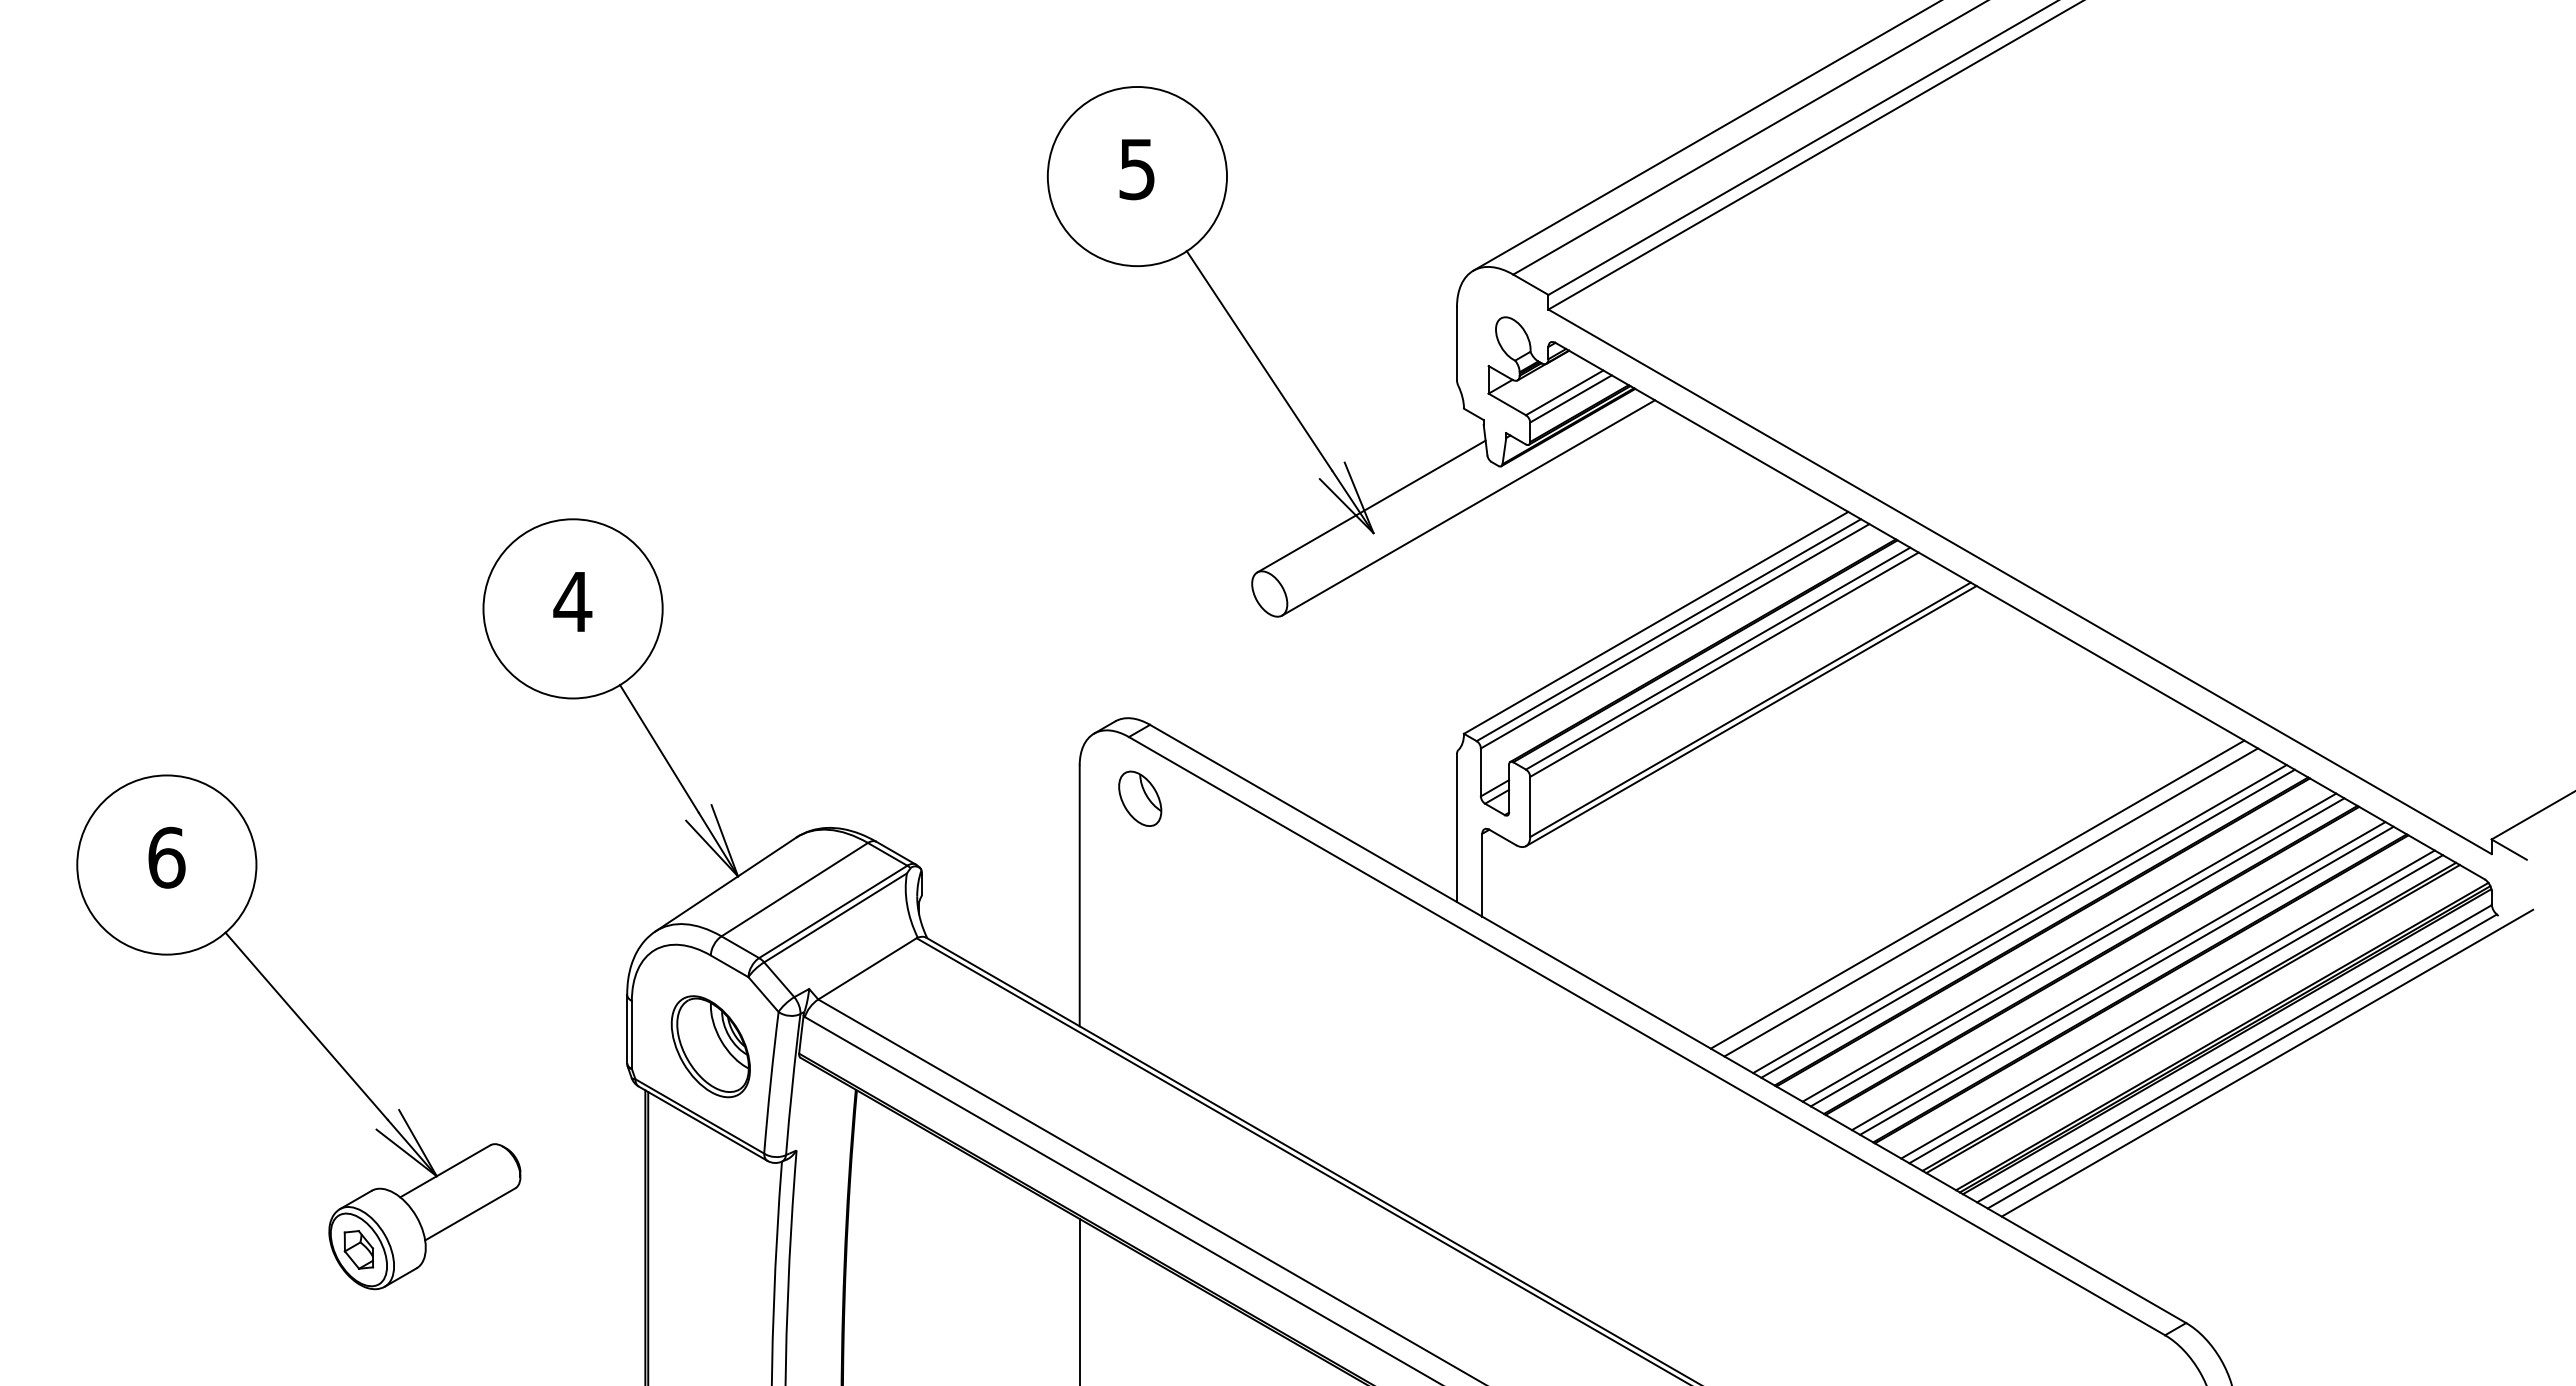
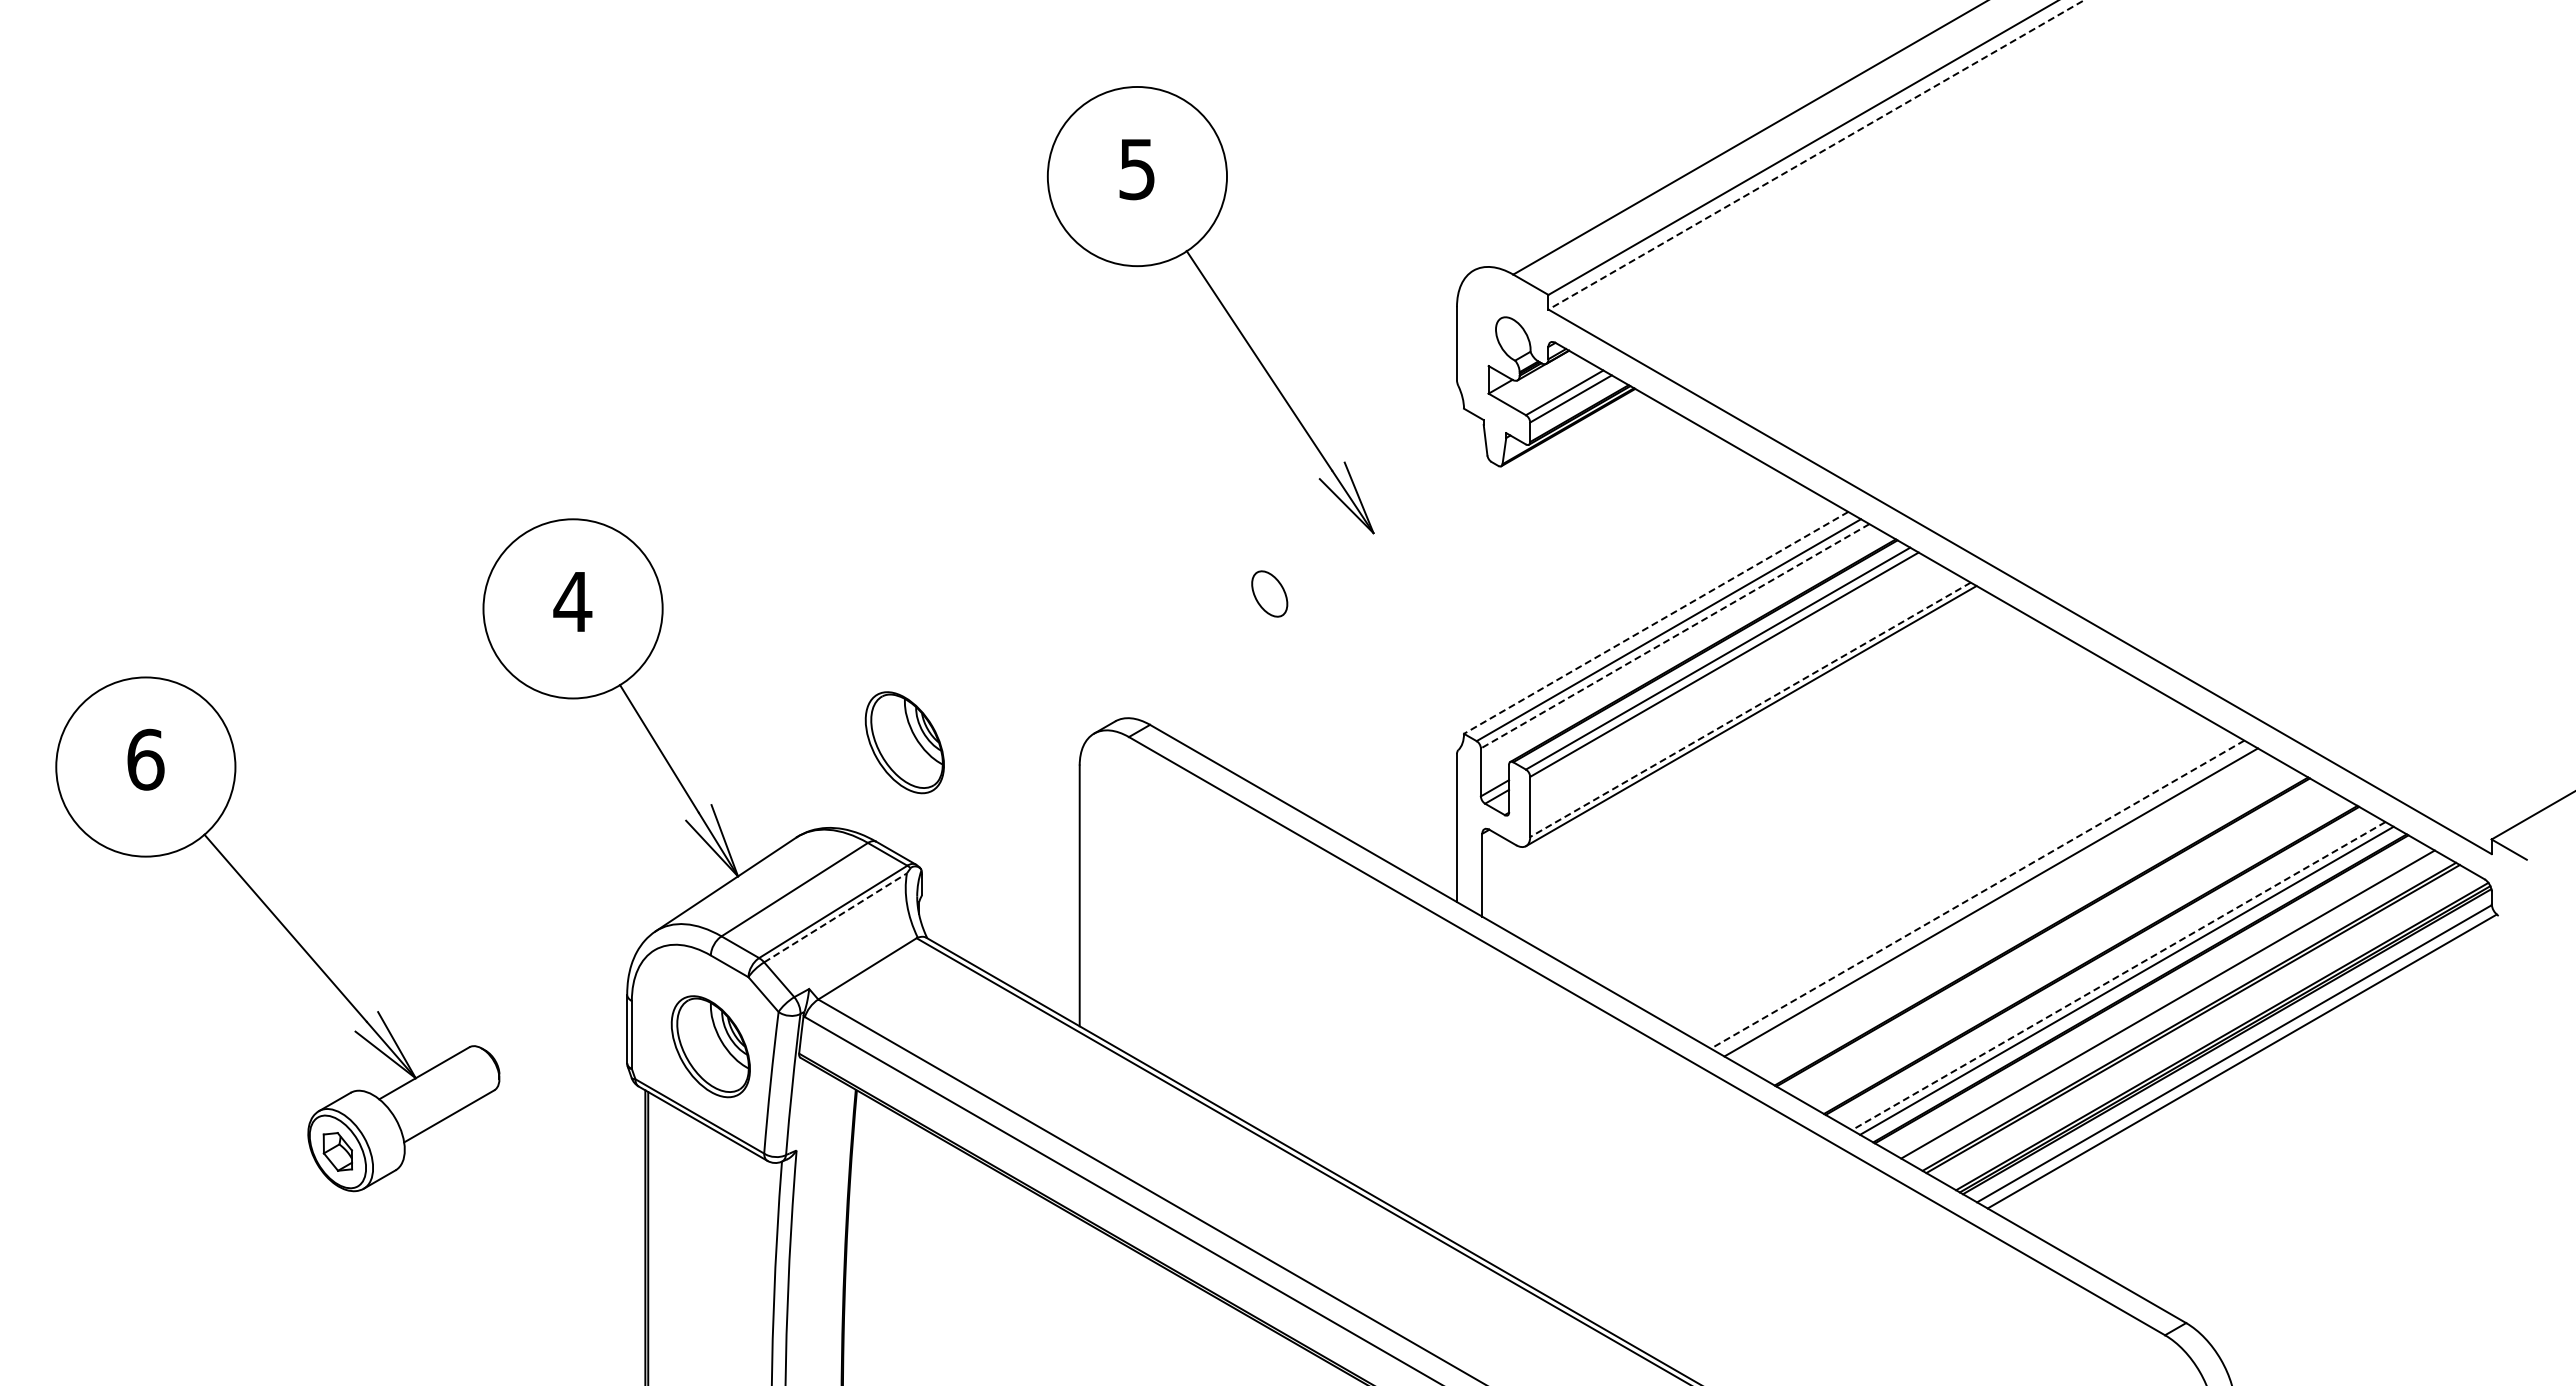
line: present -> none (1705, 136)
line: solid -> dashed (1816, 155)
line: present -> none (1371, 506)
line: present -> none (1468, 507)
line: solid -> dashed (1656, 622)
line: solid -> dashed (1674, 636)
line: solid -> dashed (1750, 710)
part: none -> present (904, 742)
part: present -> none (1140, 798)
line: solid -> dashed (1977, 894)
line: solid -> dashed (836, 917)
line: present -> none (2019, 919)
line: present -> none (2027, 923)
line: present -> none (2069, 947)
line: present -> none (2077, 952)
line: solid -> dashed (2118, 976)
line: present -> none (2175, 1009)
part position: (304, 1025) -> (283, 927) (283, 927)
line: present -> none (2267, 1062)
line: present -> none (1079, 1300)
